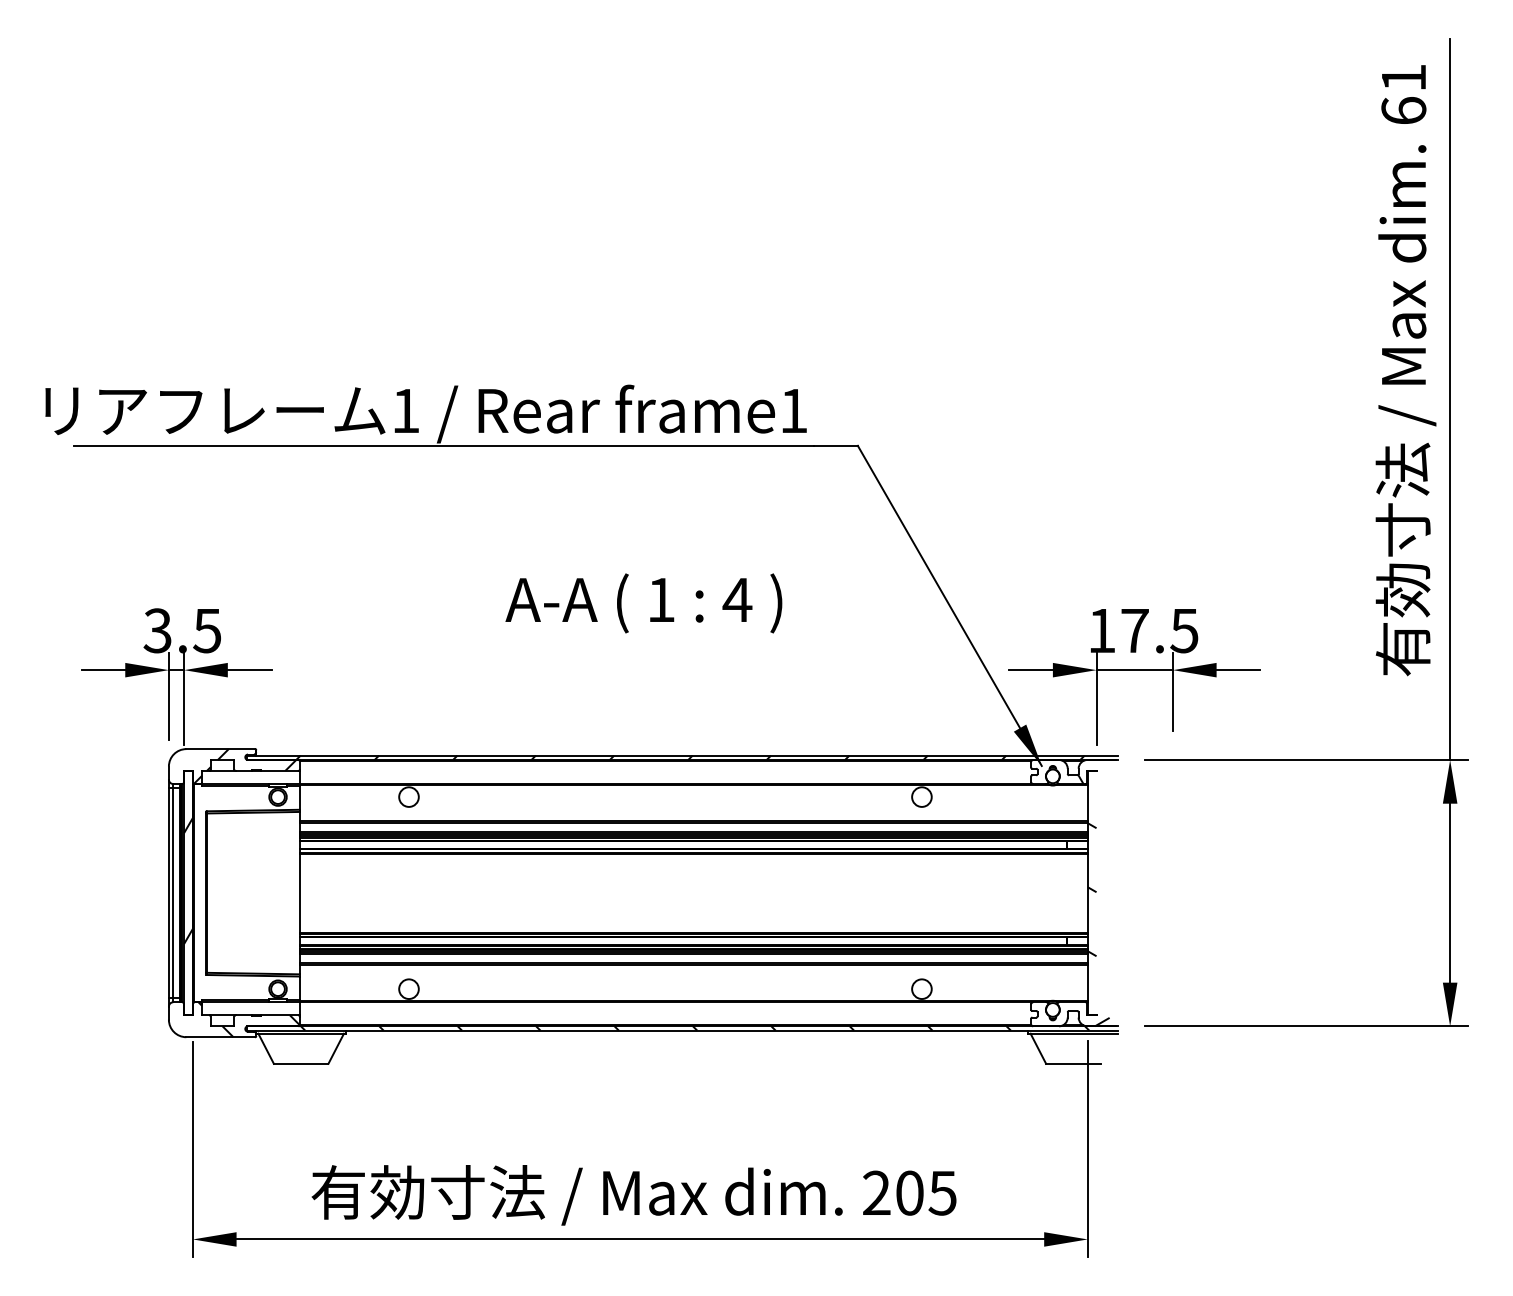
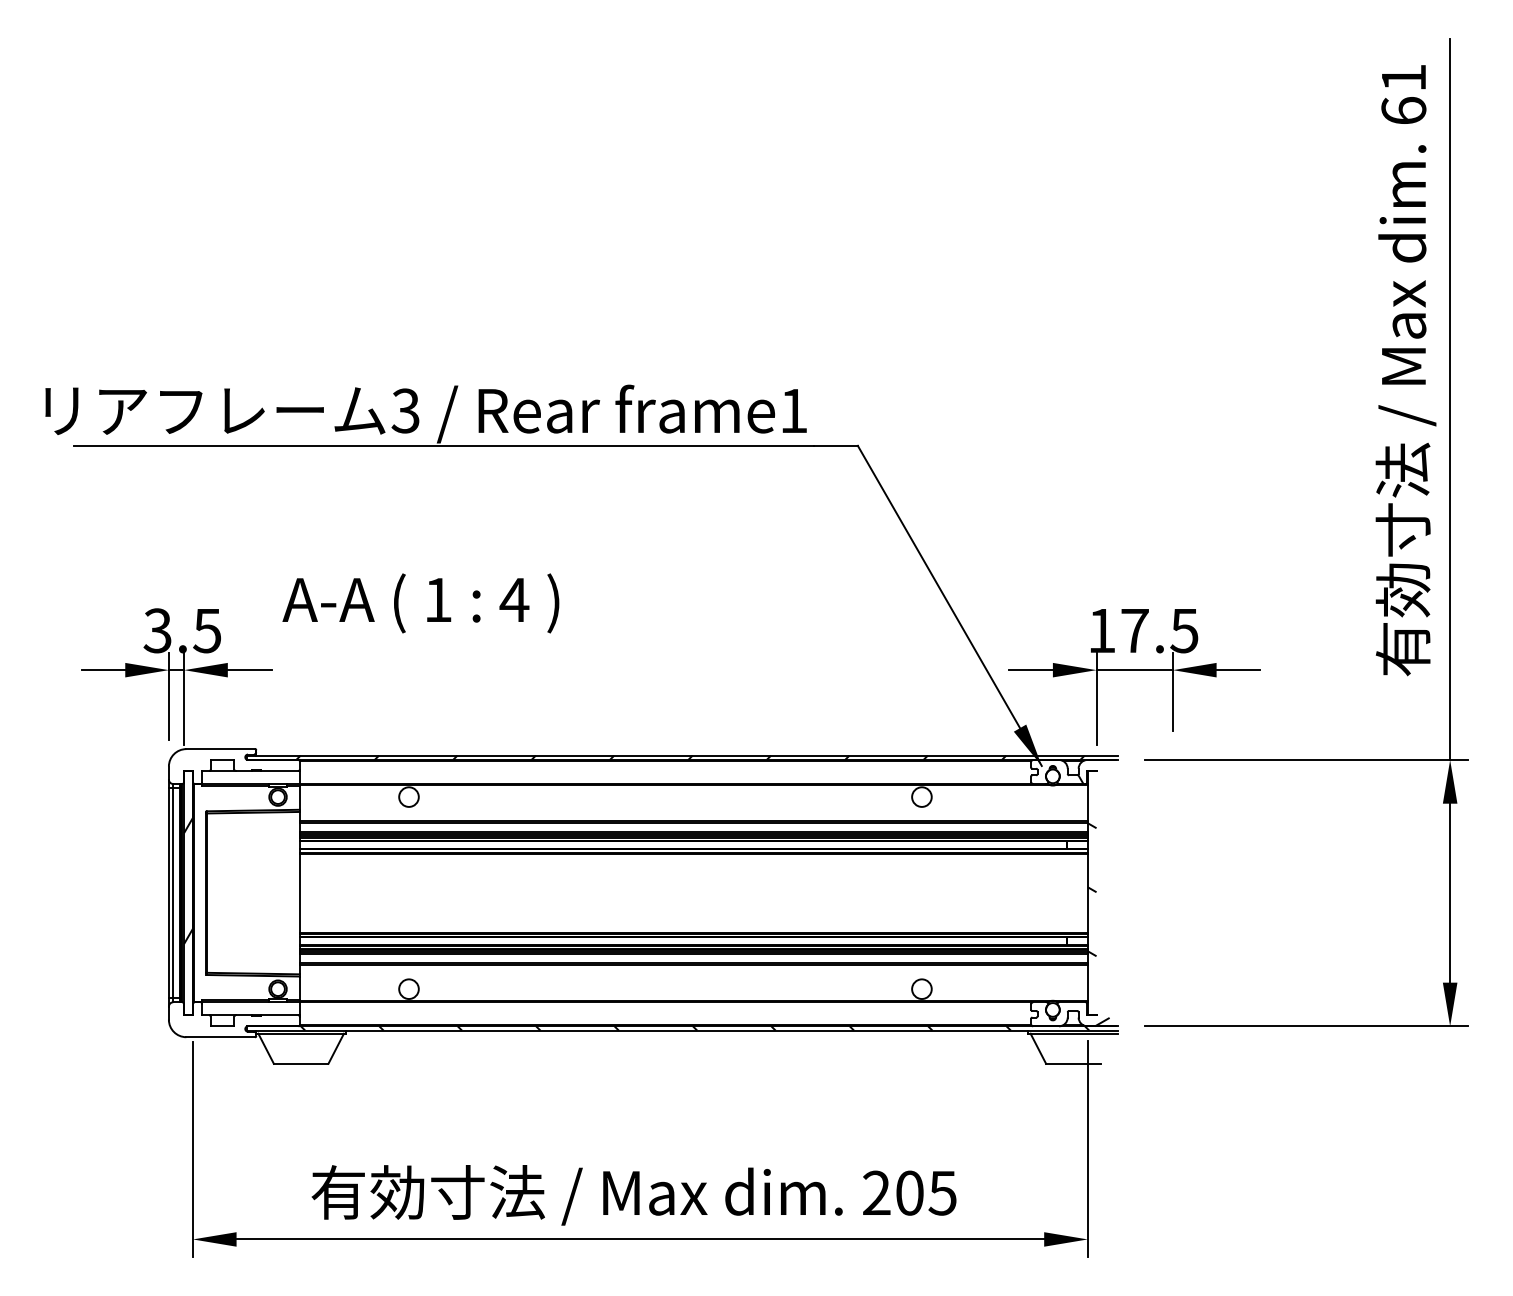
text: 1 -> 3 (405, 410)
text position: (643, 603) -> (420, 603) (420, 603)
hatch: present -> none (245, 766)
hatch: present -> none (248, 1019)
